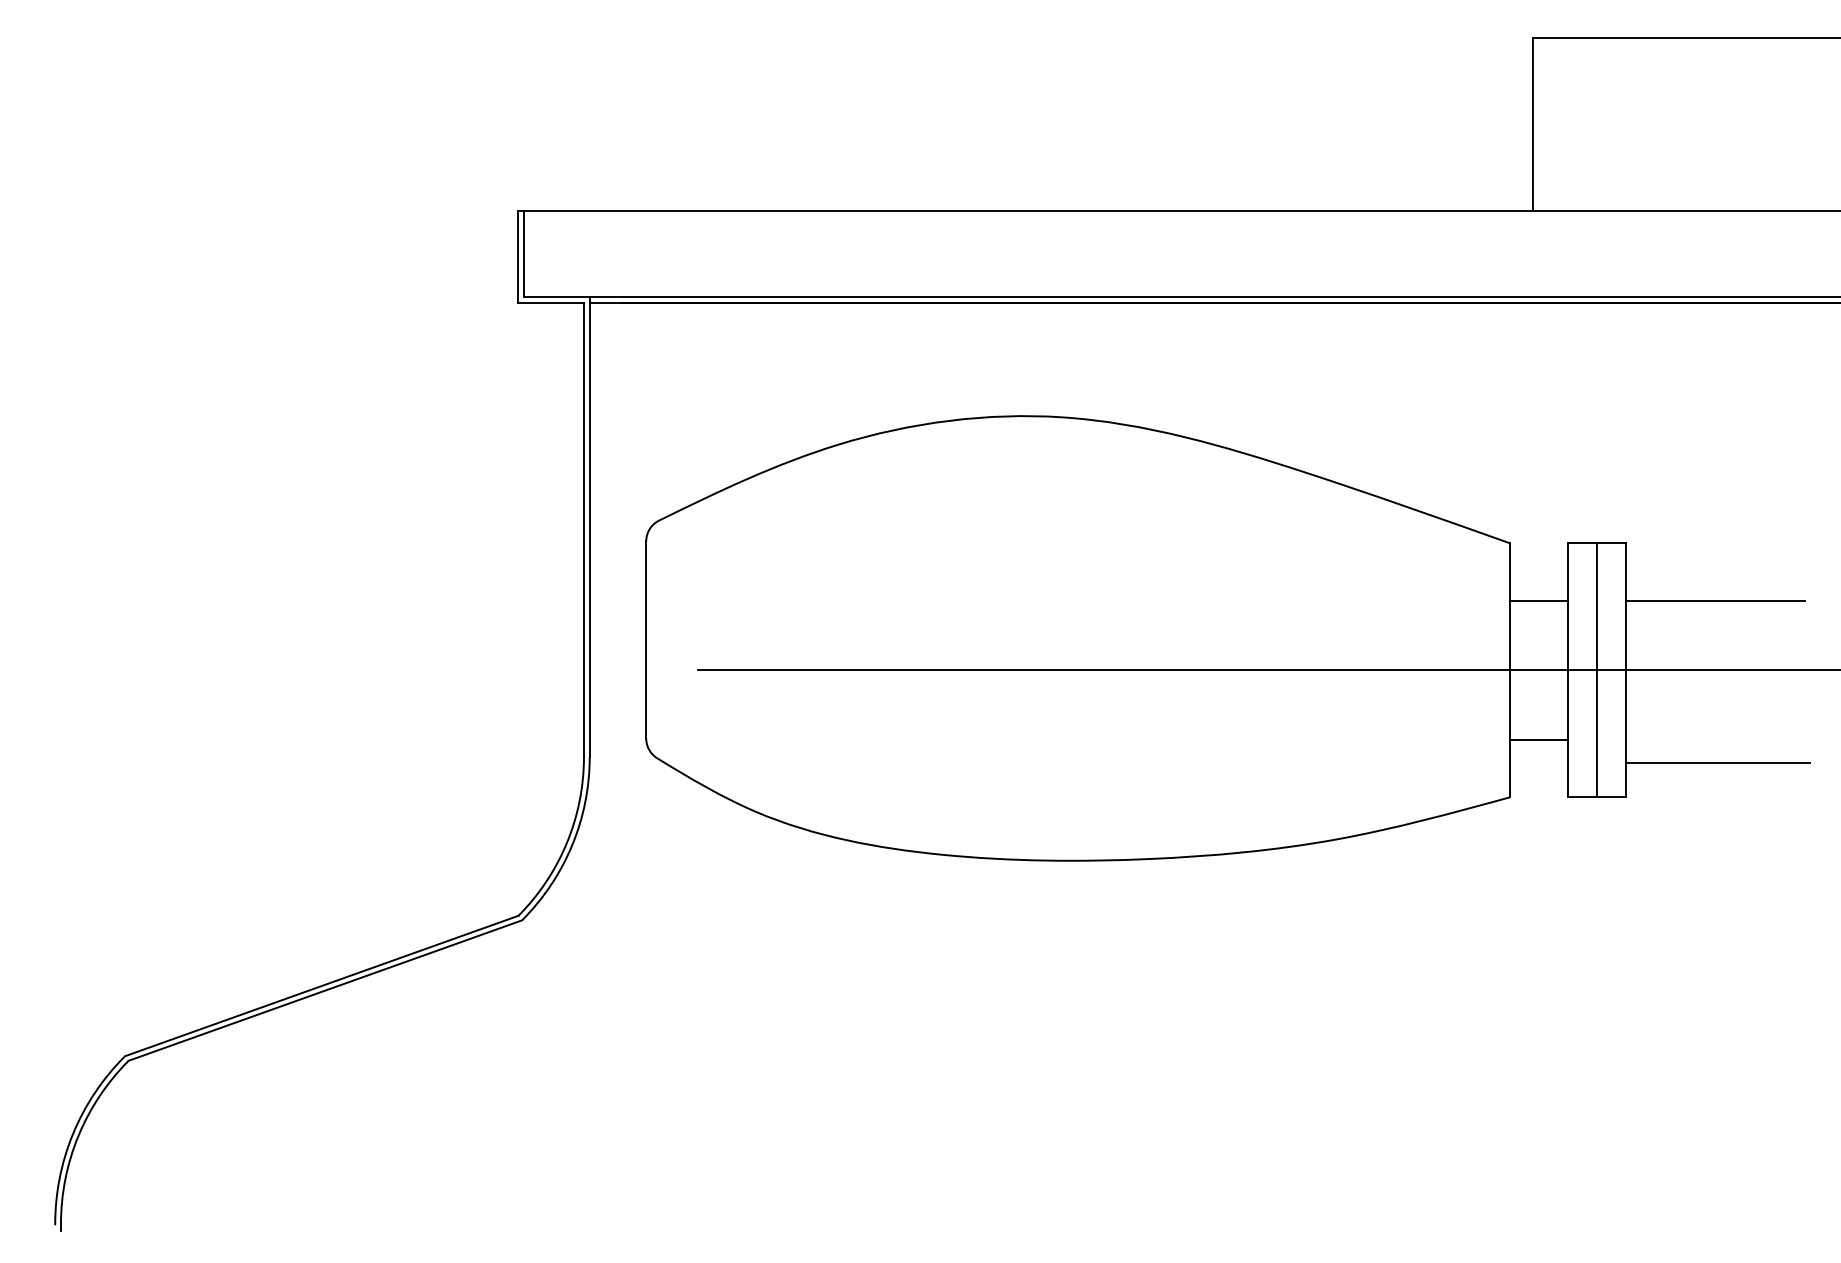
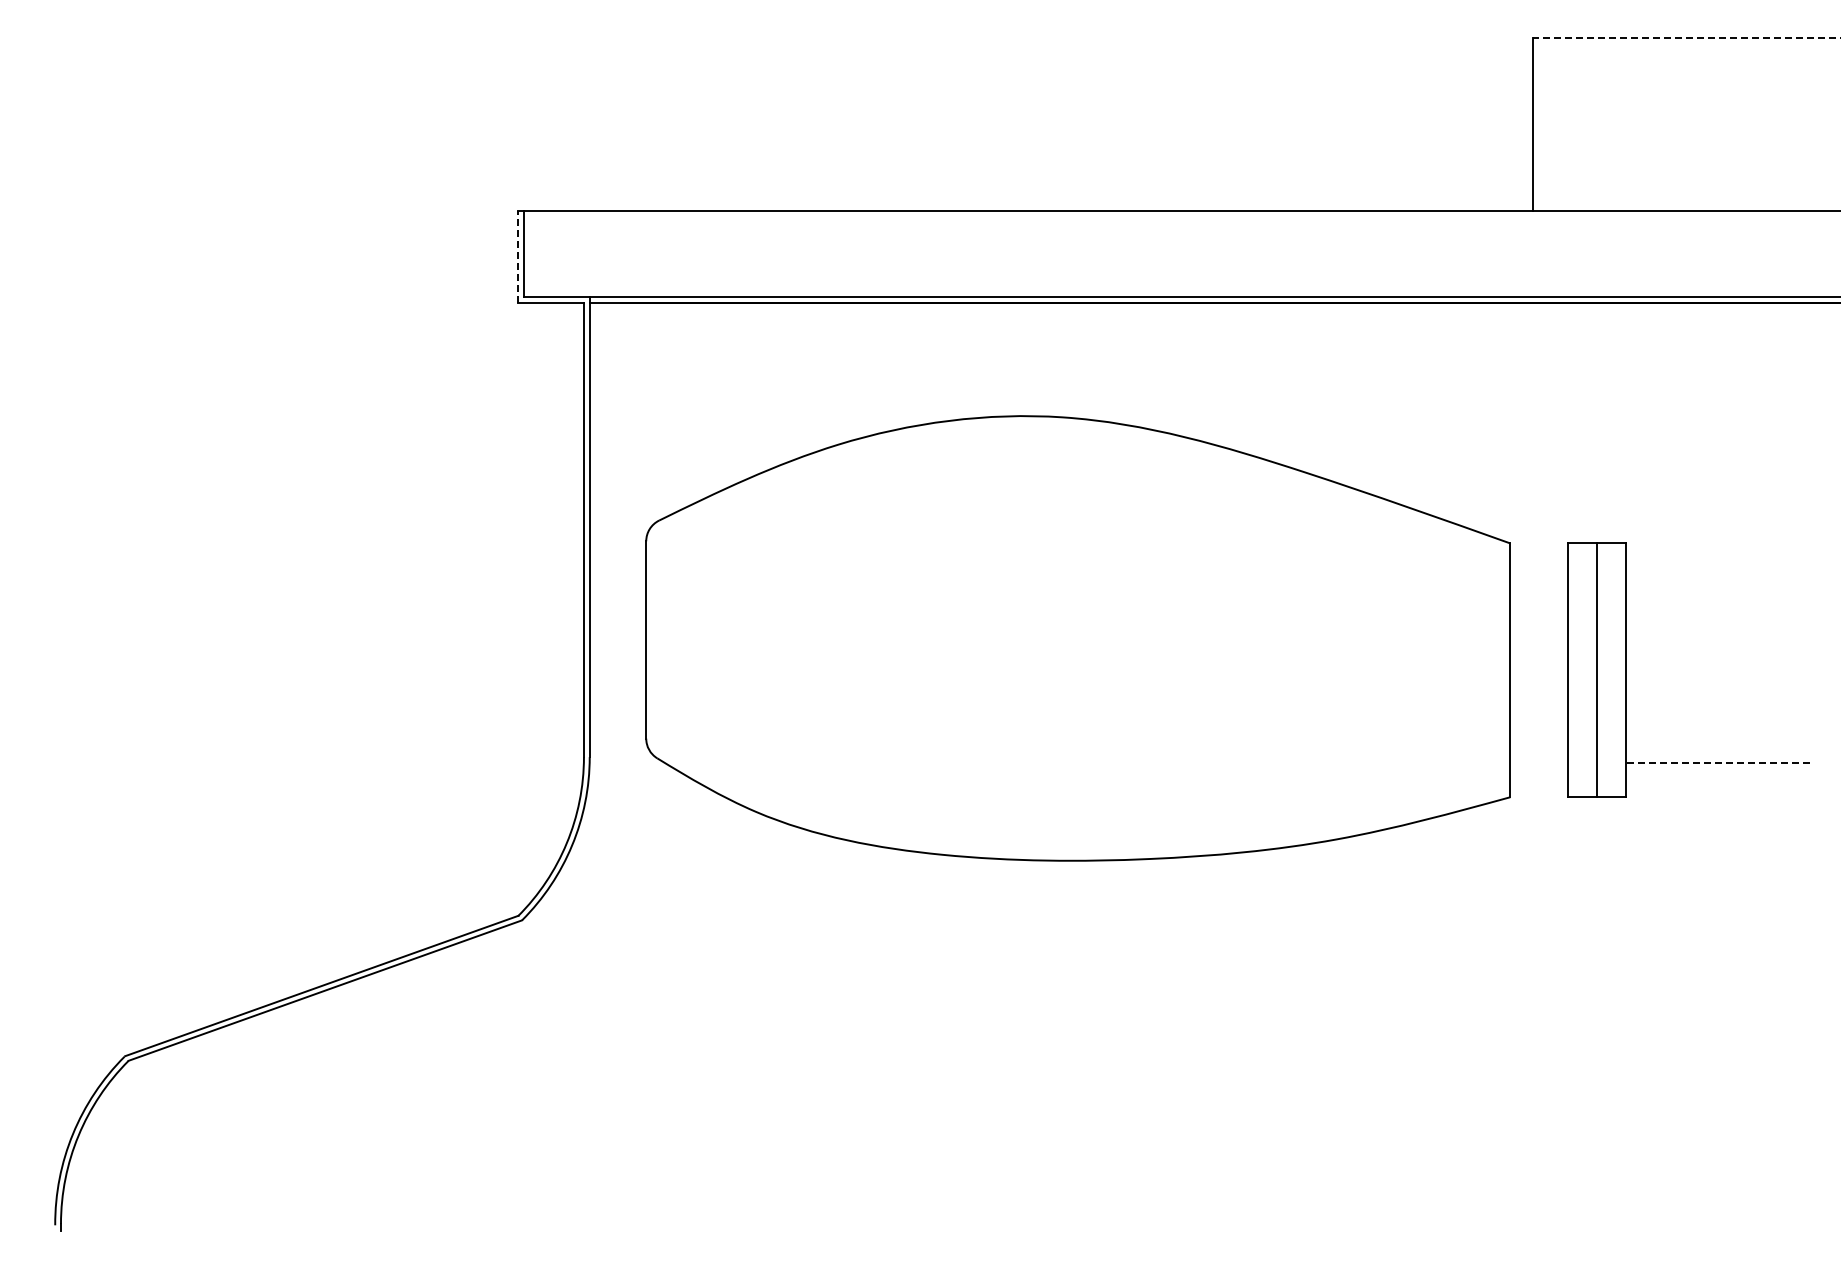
line: solid -> dashed (1686, 37)
line: solid -> dashed (518, 256)
line: present -> none (1538, 601)
line: present -> none (1714, 601)
line: present -> none (1267, 670)
line: present -> none (1538, 739)
line: solid -> dashed (1717, 762)
